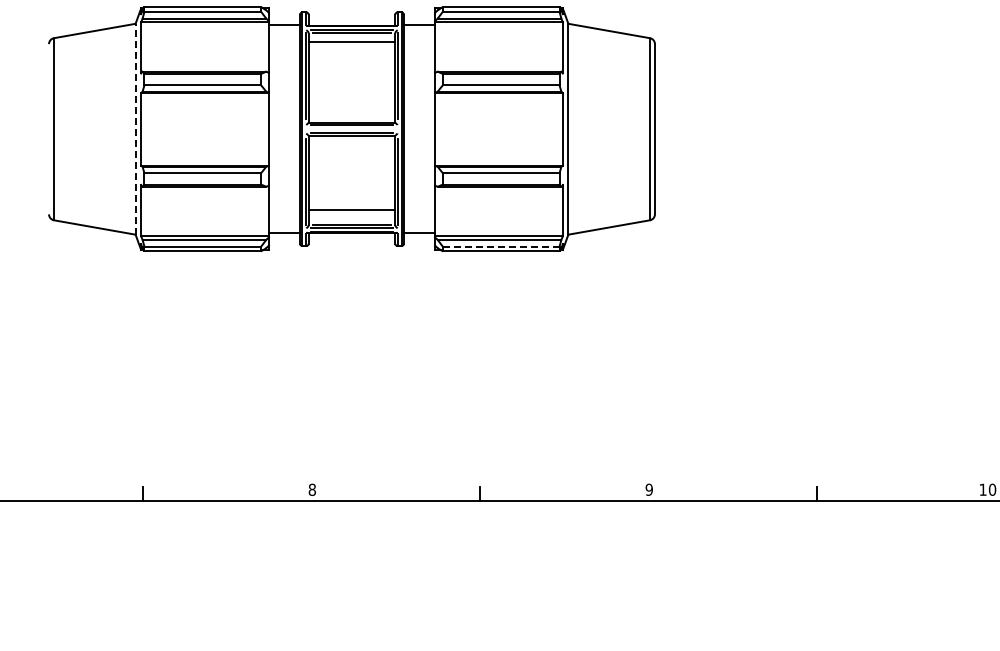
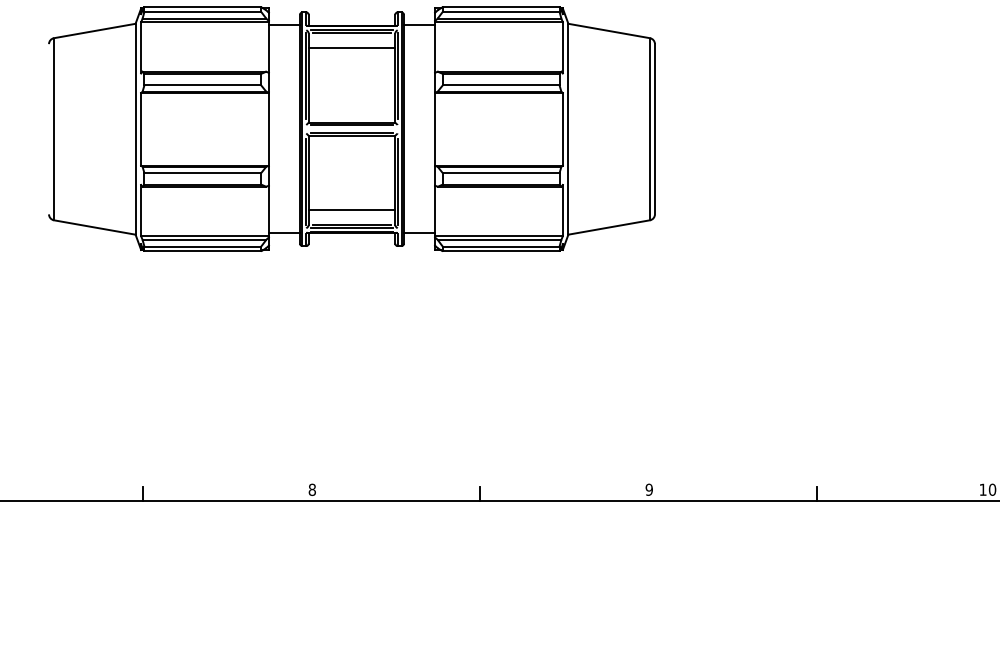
line position: (351, 42) -> (351, 48) (351, 48)
line: dashed -> solid (135, 128)
line: dashed -> solid (501, 246)
